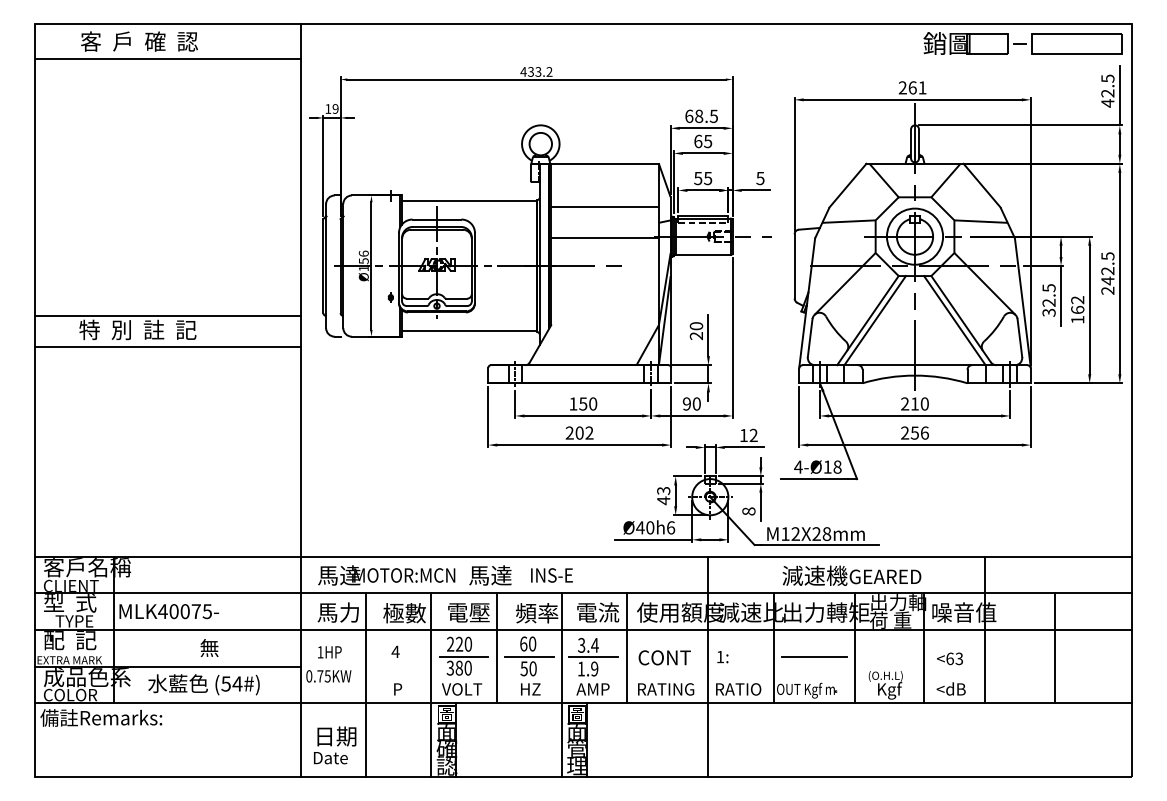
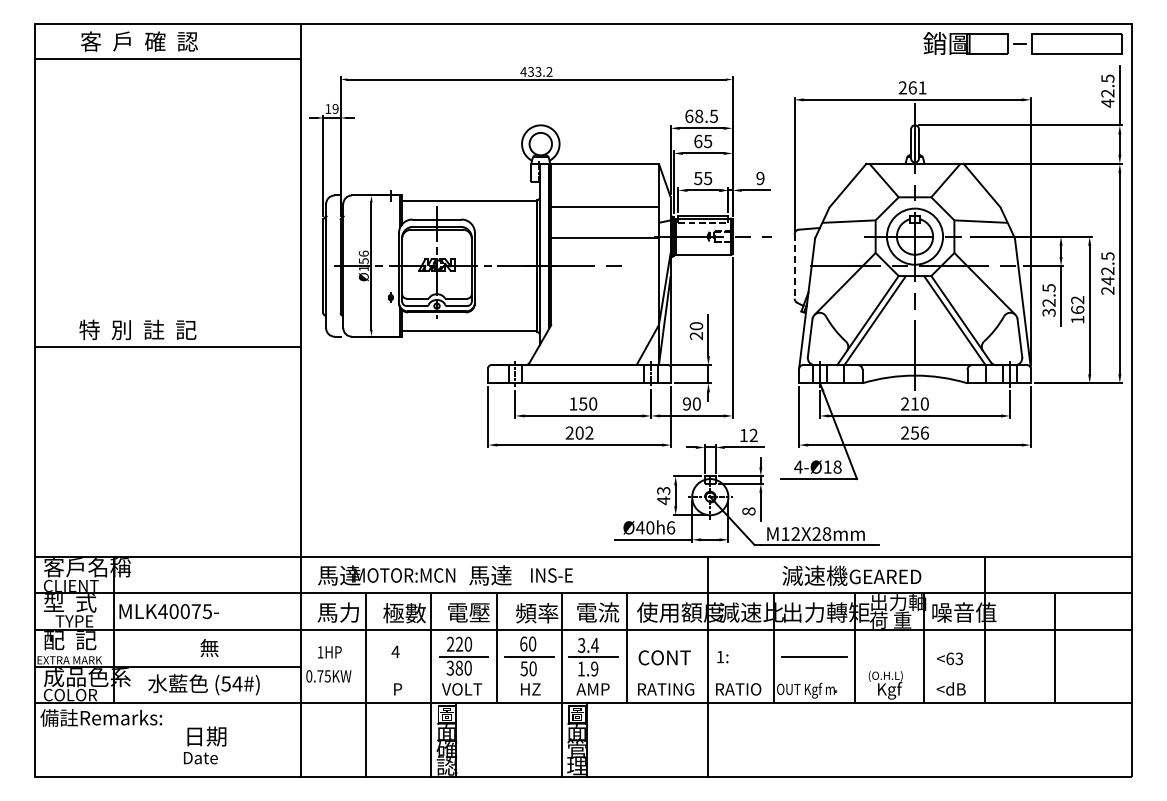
text: 5 -> 9 (760, 177)
line: solid -> dashed (794, 266)
line: present -> none (168, 316)
text position: (335, 745) -> (205, 745) (205, 745)
